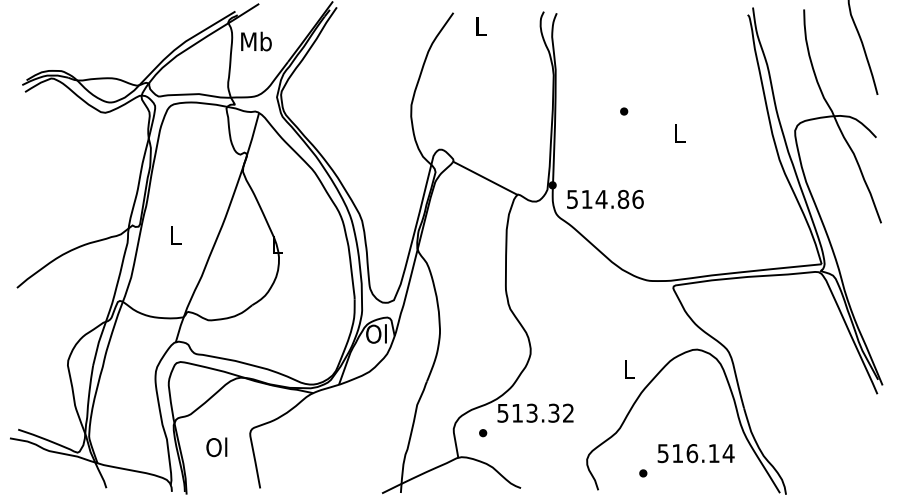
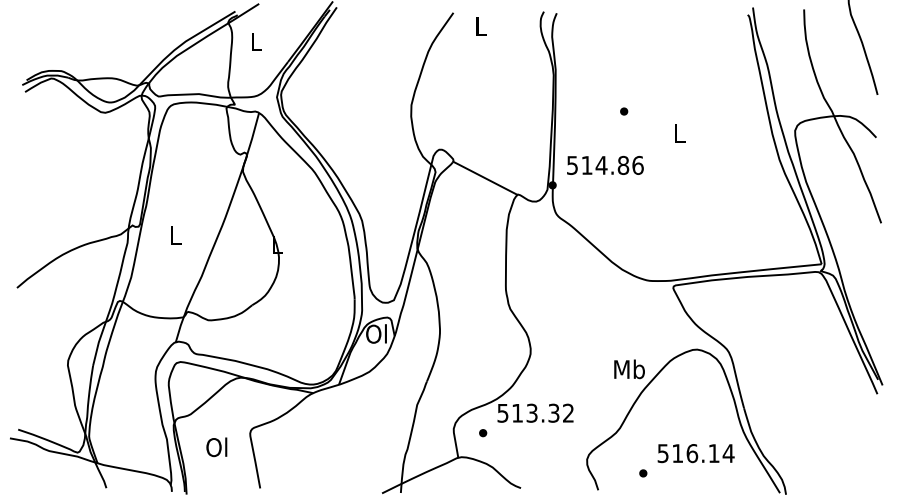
text: Mb -> L (256, 41)
text position: (605, 198) -> (605, 164) (605, 164)
text: L -> Mb (629, 369)
